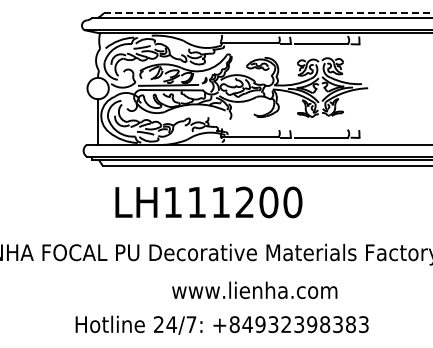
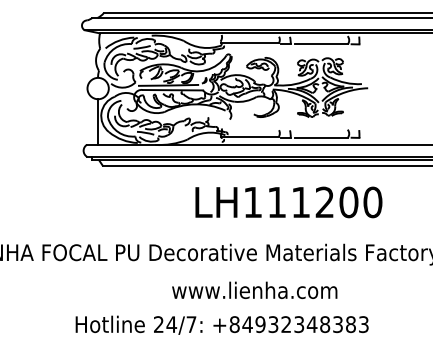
line: dashed -> solid (268, 13)
text position: (208, 202) -> (288, 202) (288, 202)
text: +84932398383 -> +84932348383 (311, 324)
